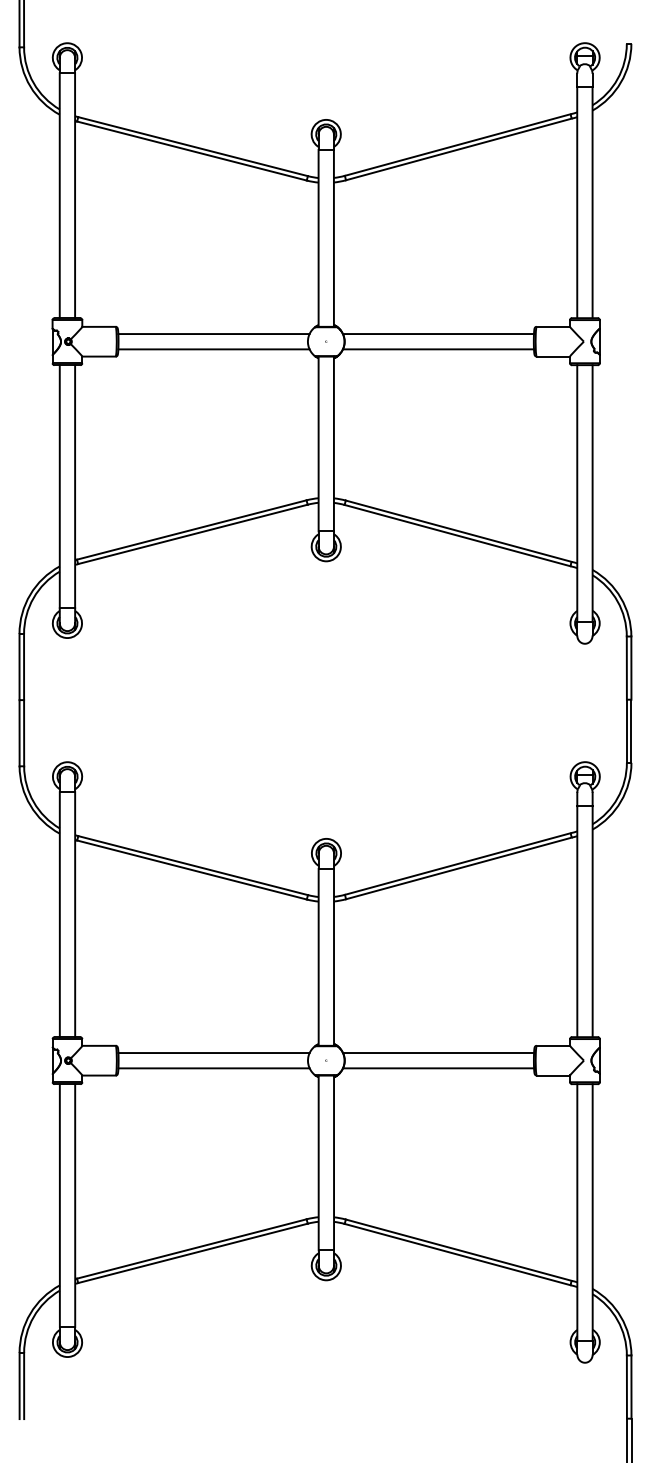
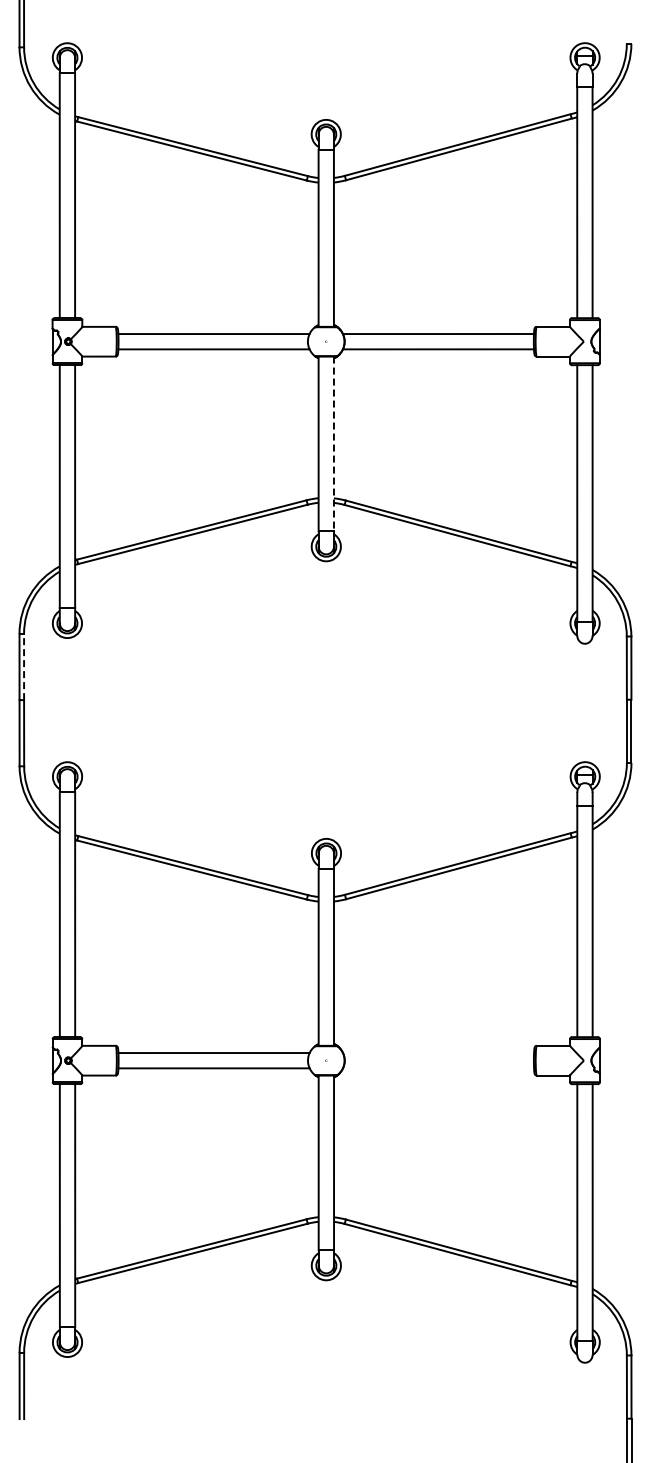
line: solid -> dashed (333, 444)
line: solid -> dashed (24, 666)
line: present -> none (438, 1052)
line: present -> none (438, 1068)
